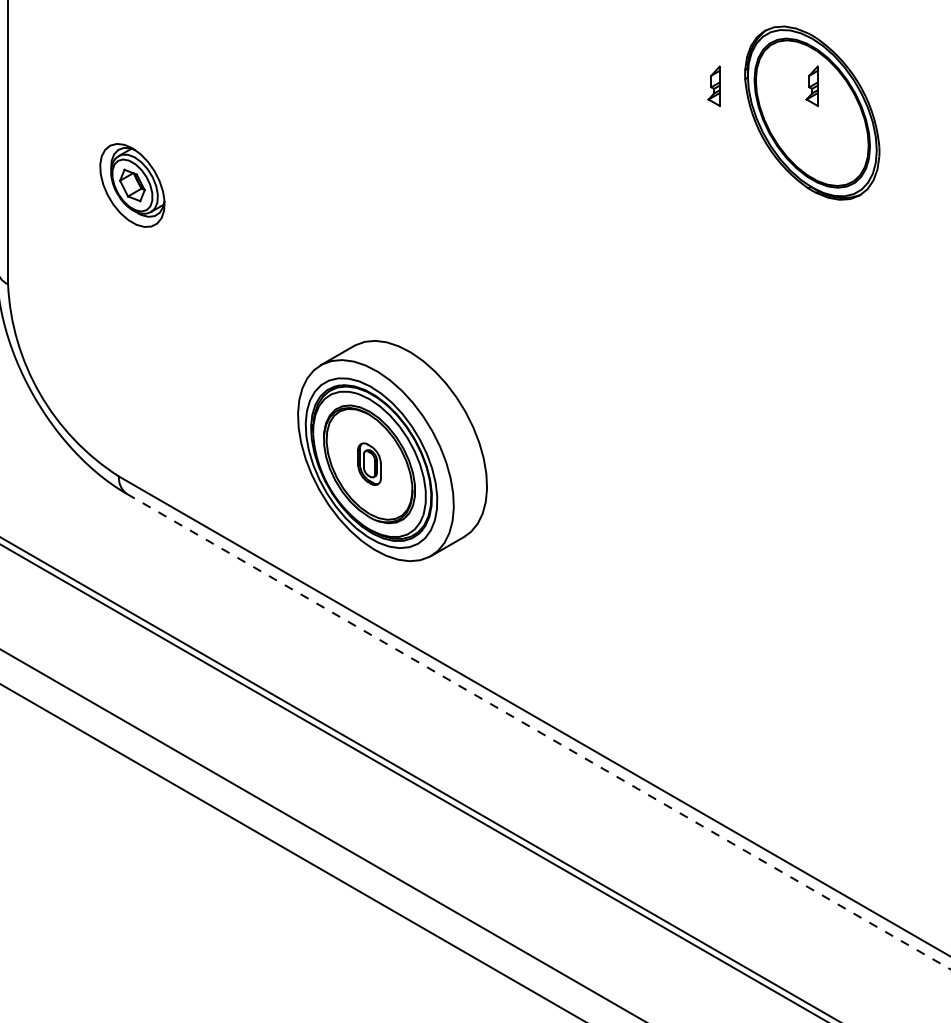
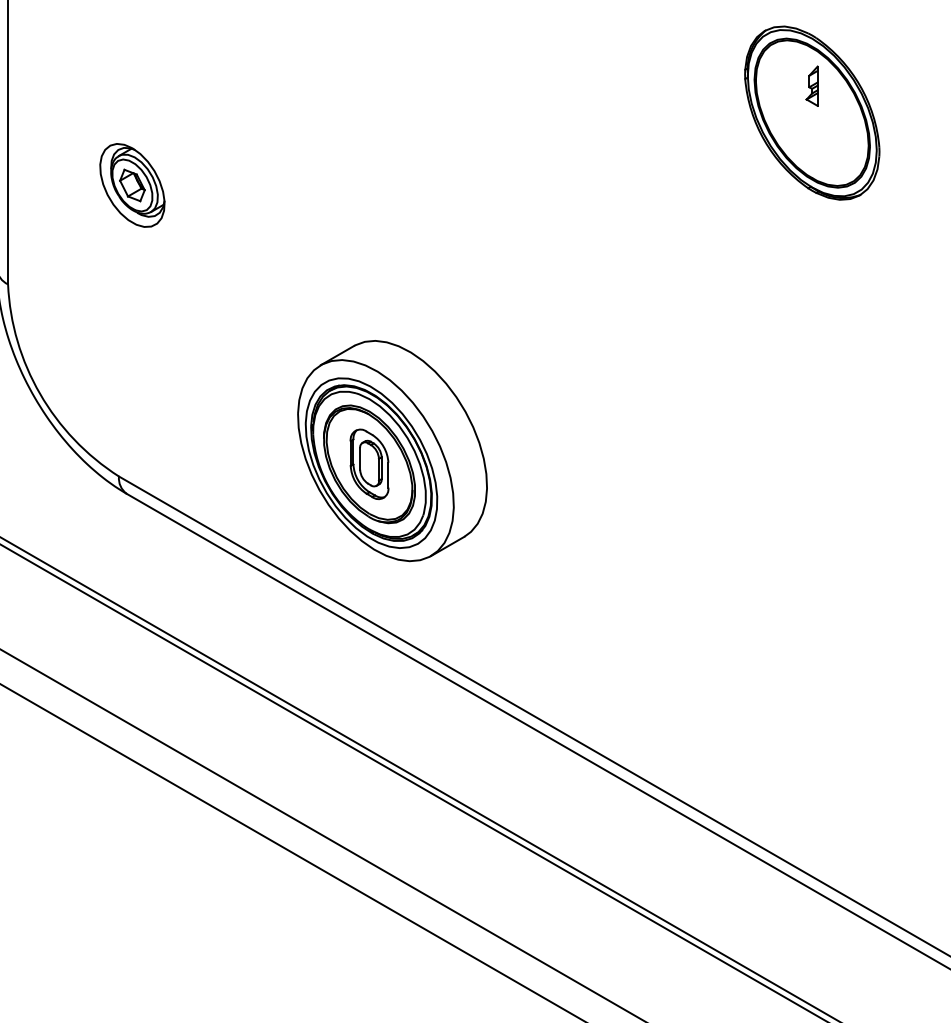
part: present -> none (713, 85)
part size: 25x44 px -> 41x72 px (369, 463)
line: dashed -> solid (539, 731)
